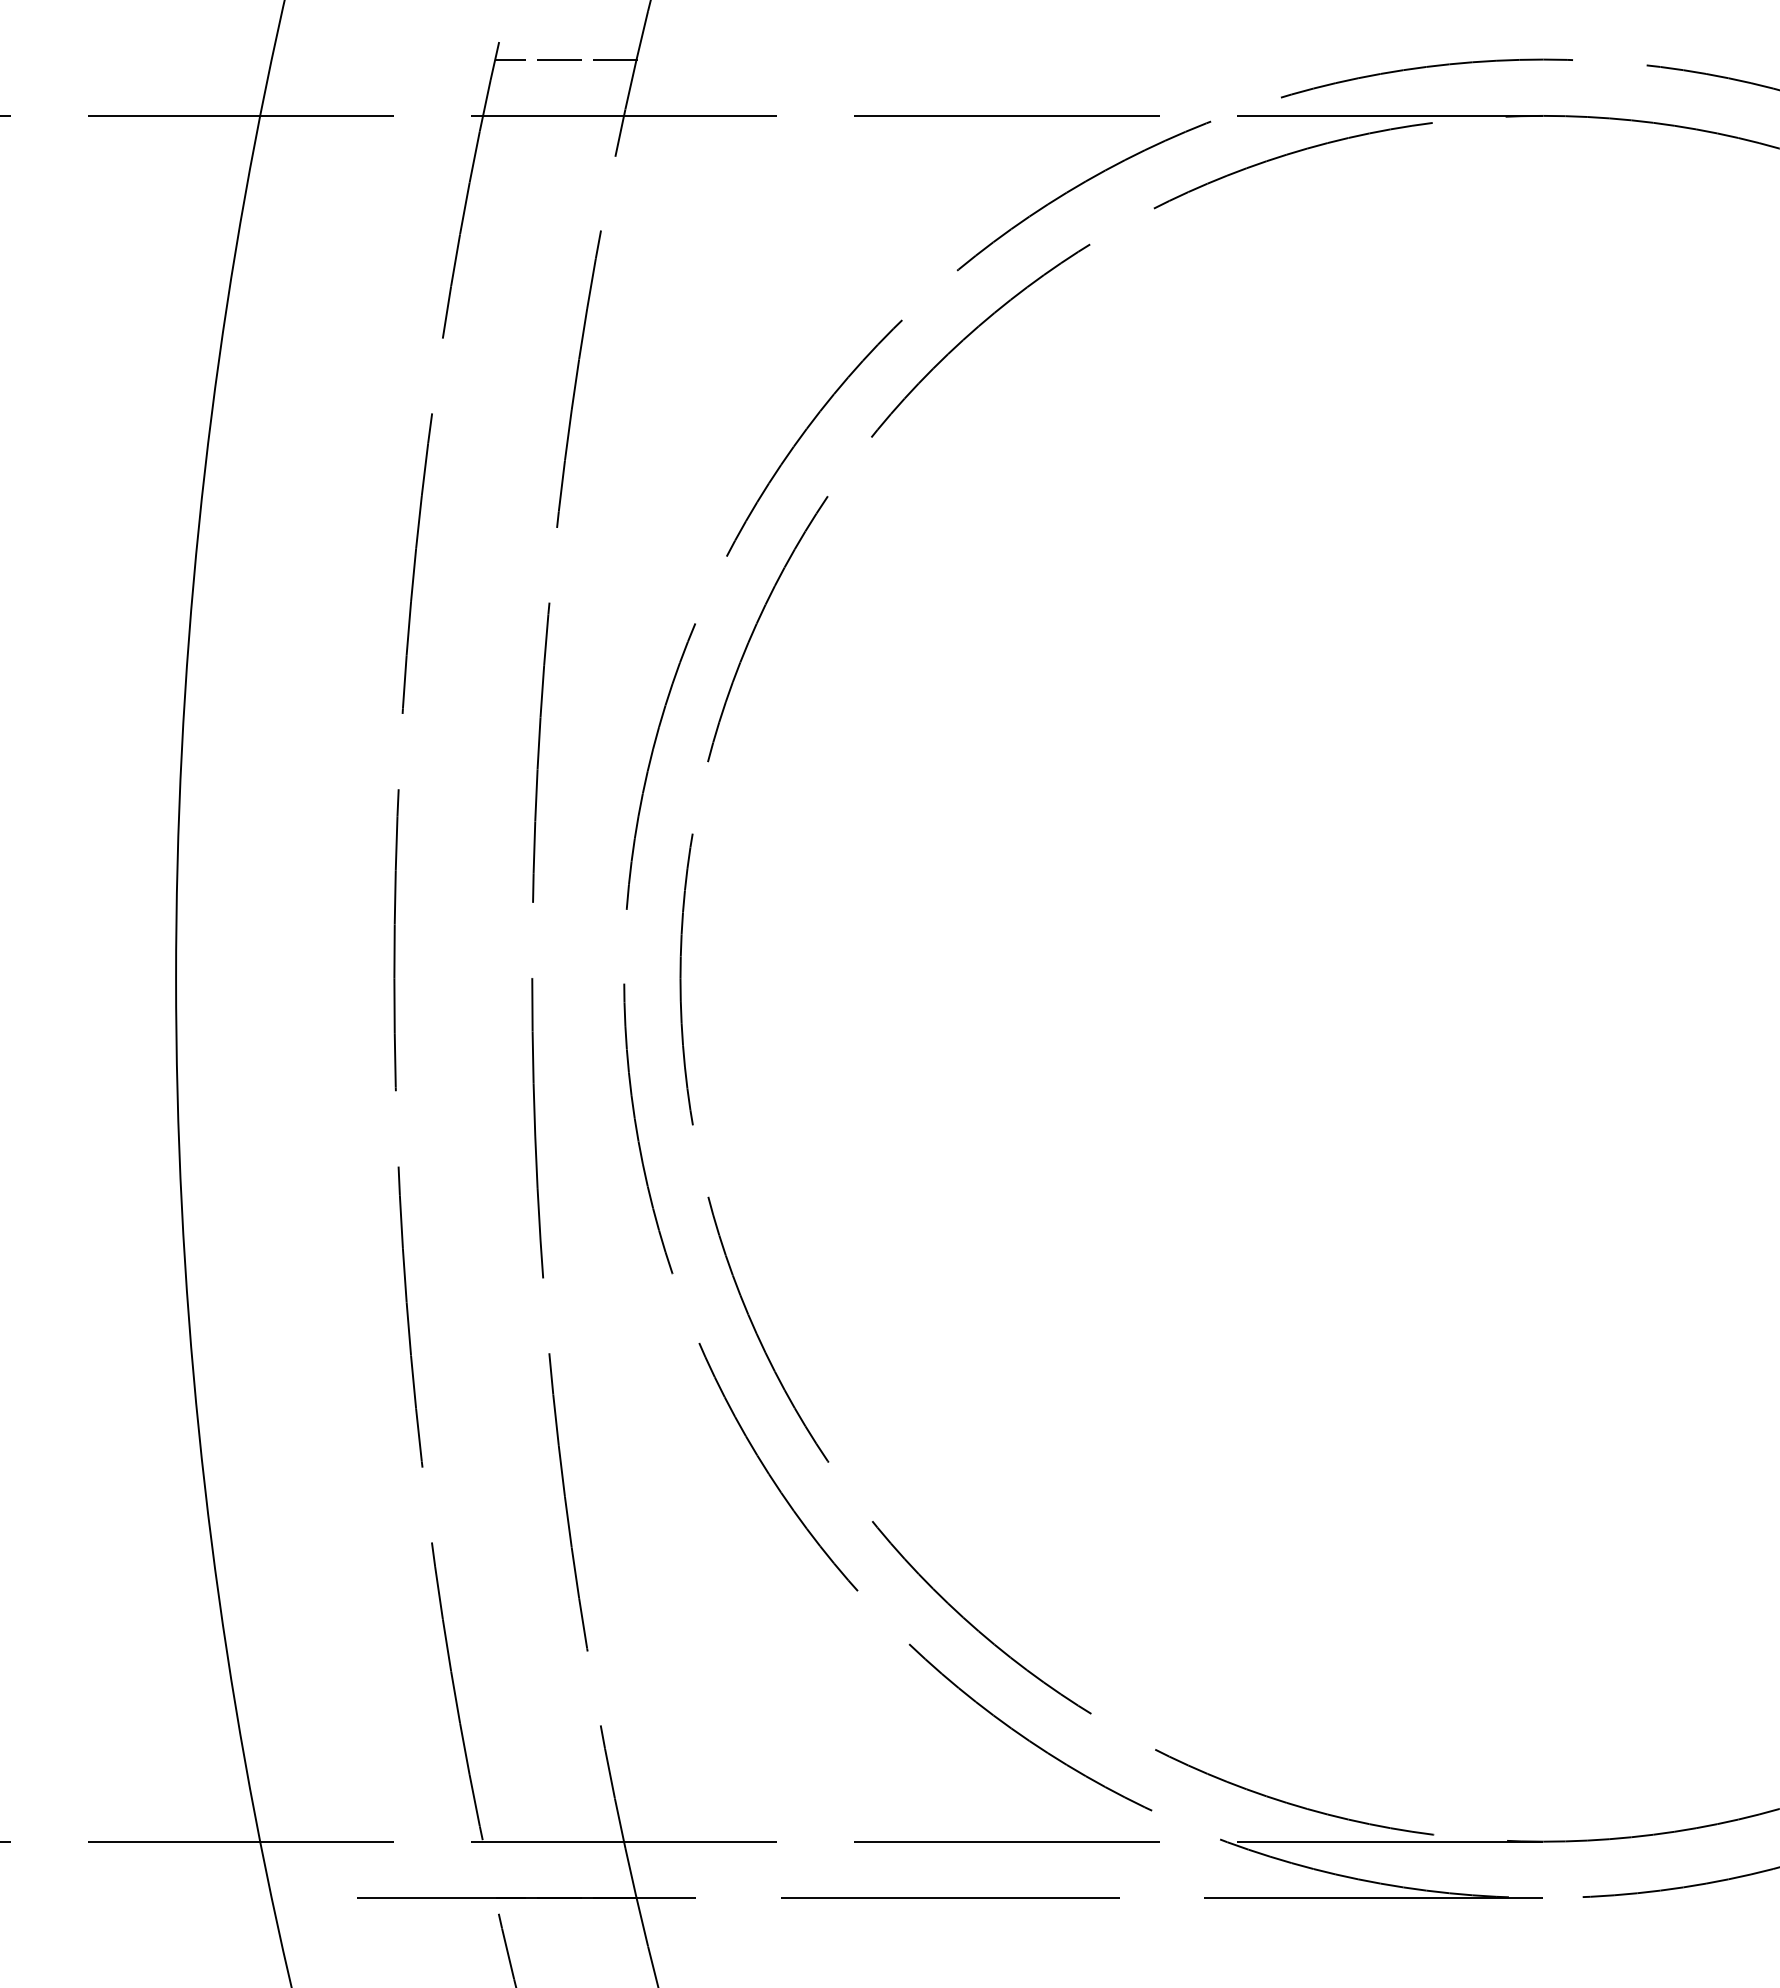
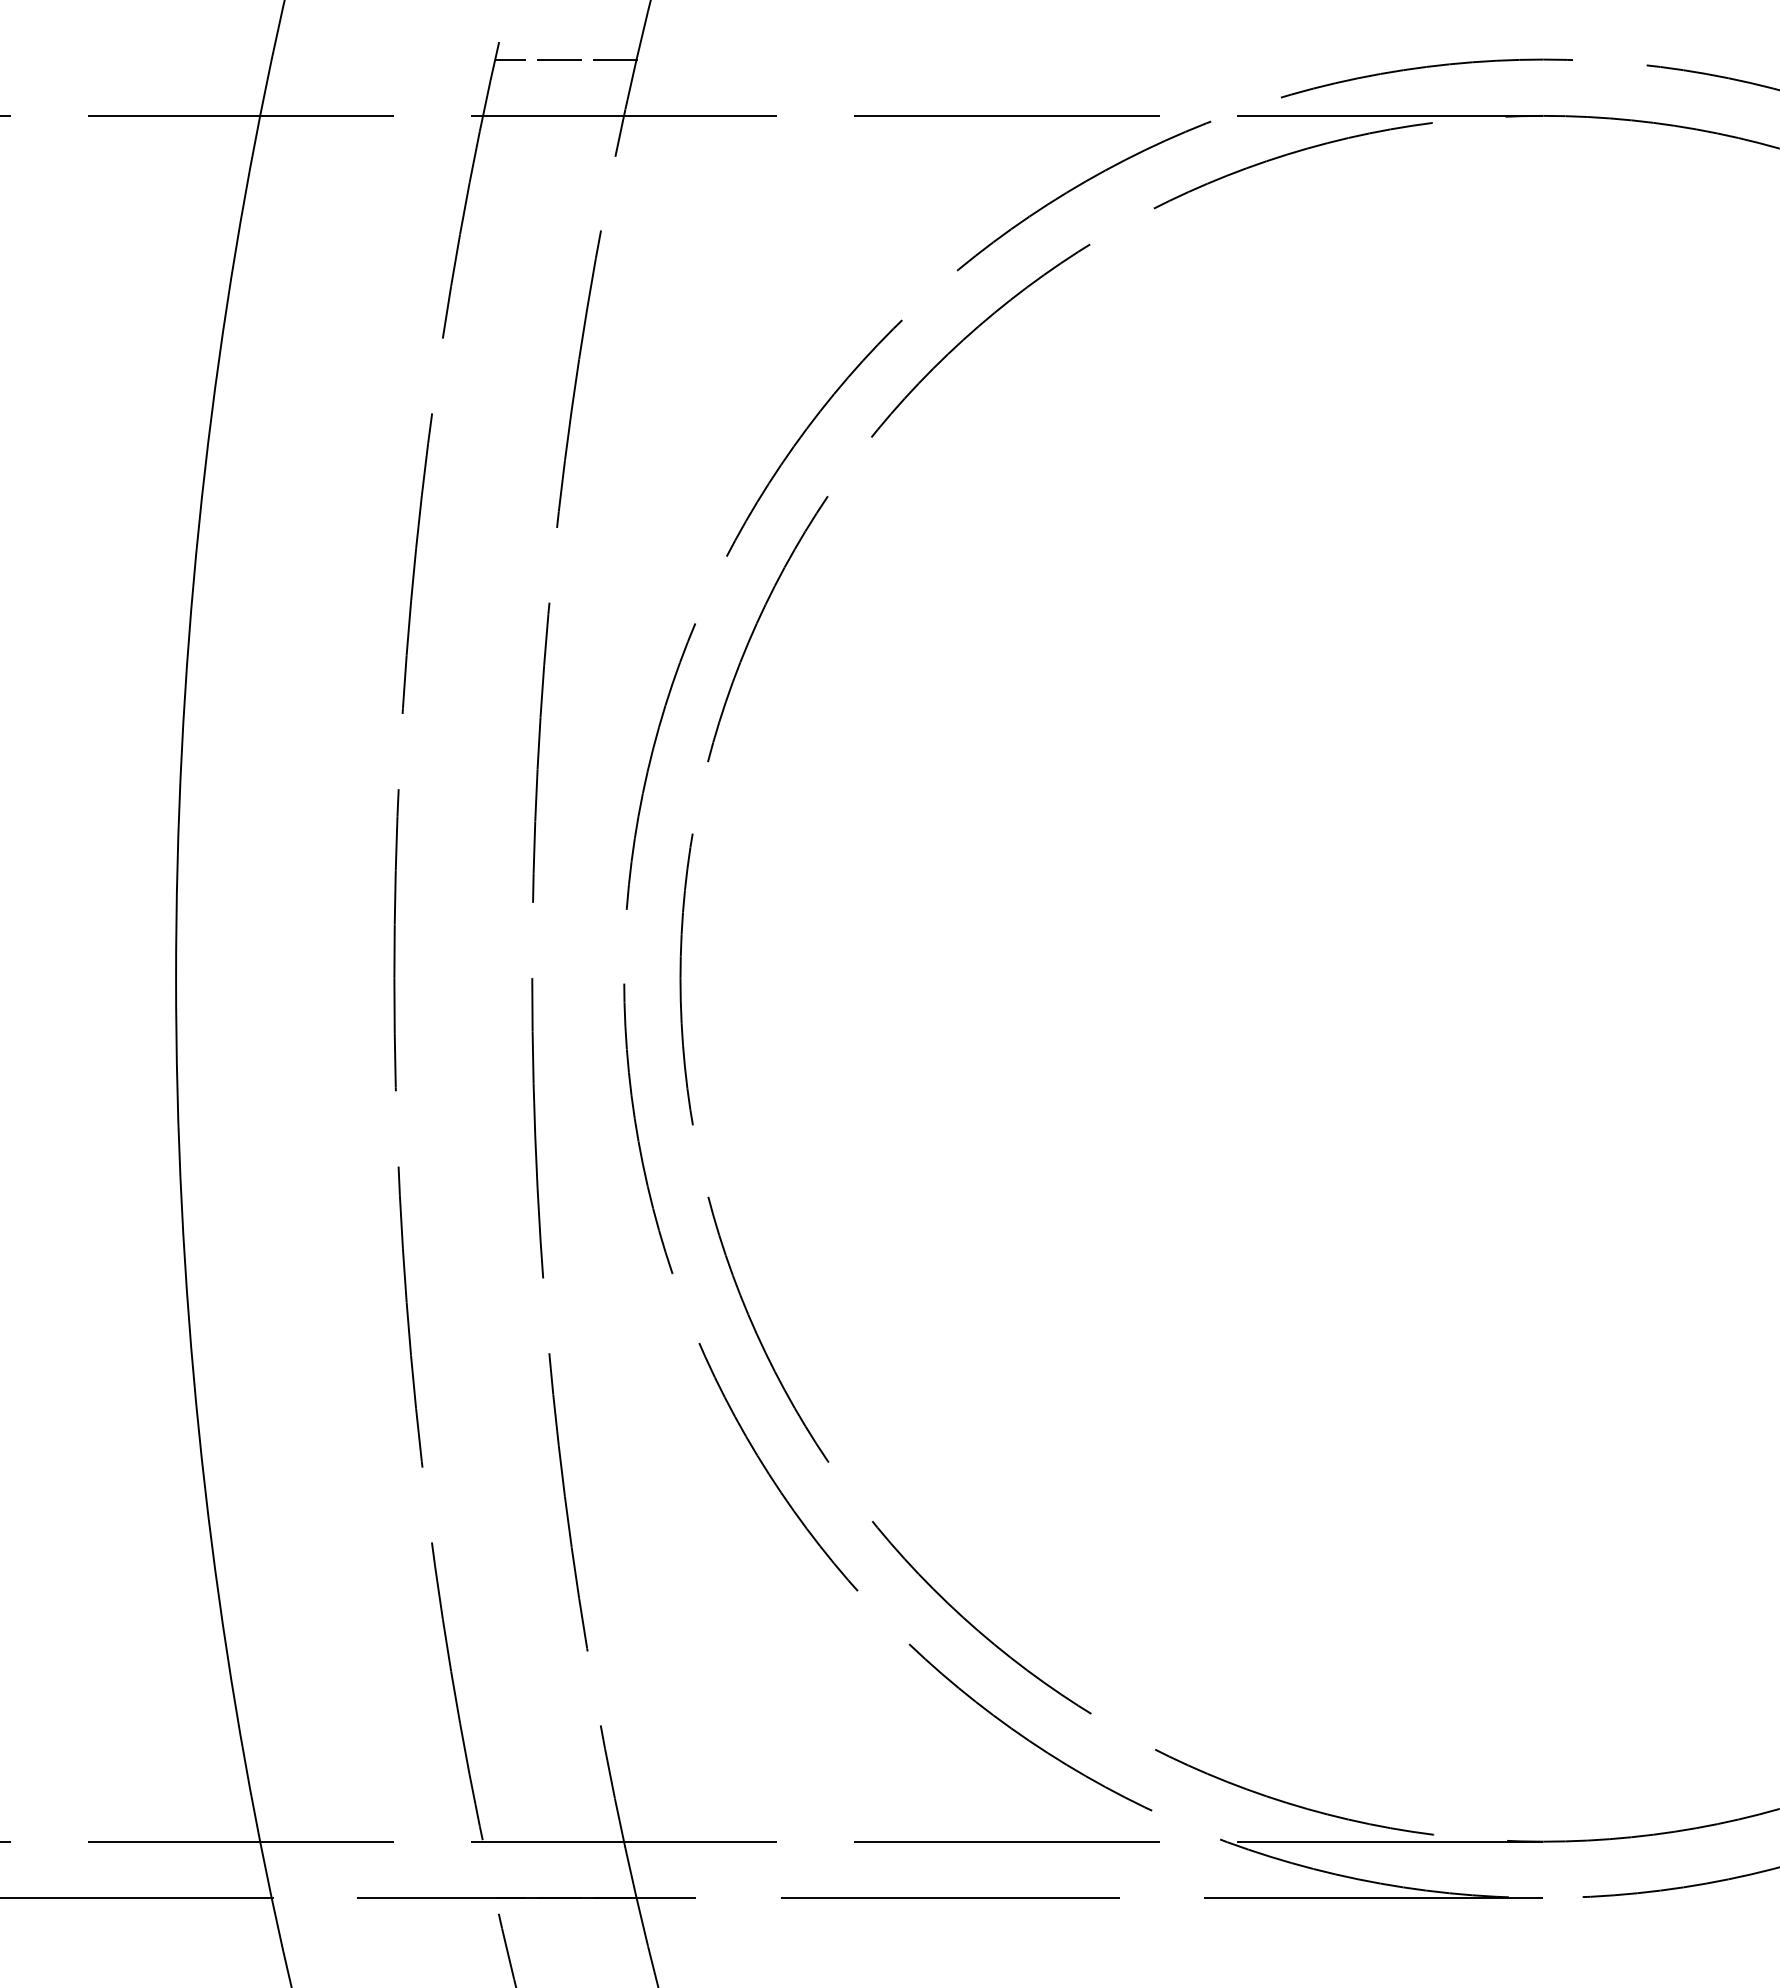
line: none -> present (137, 1897)
